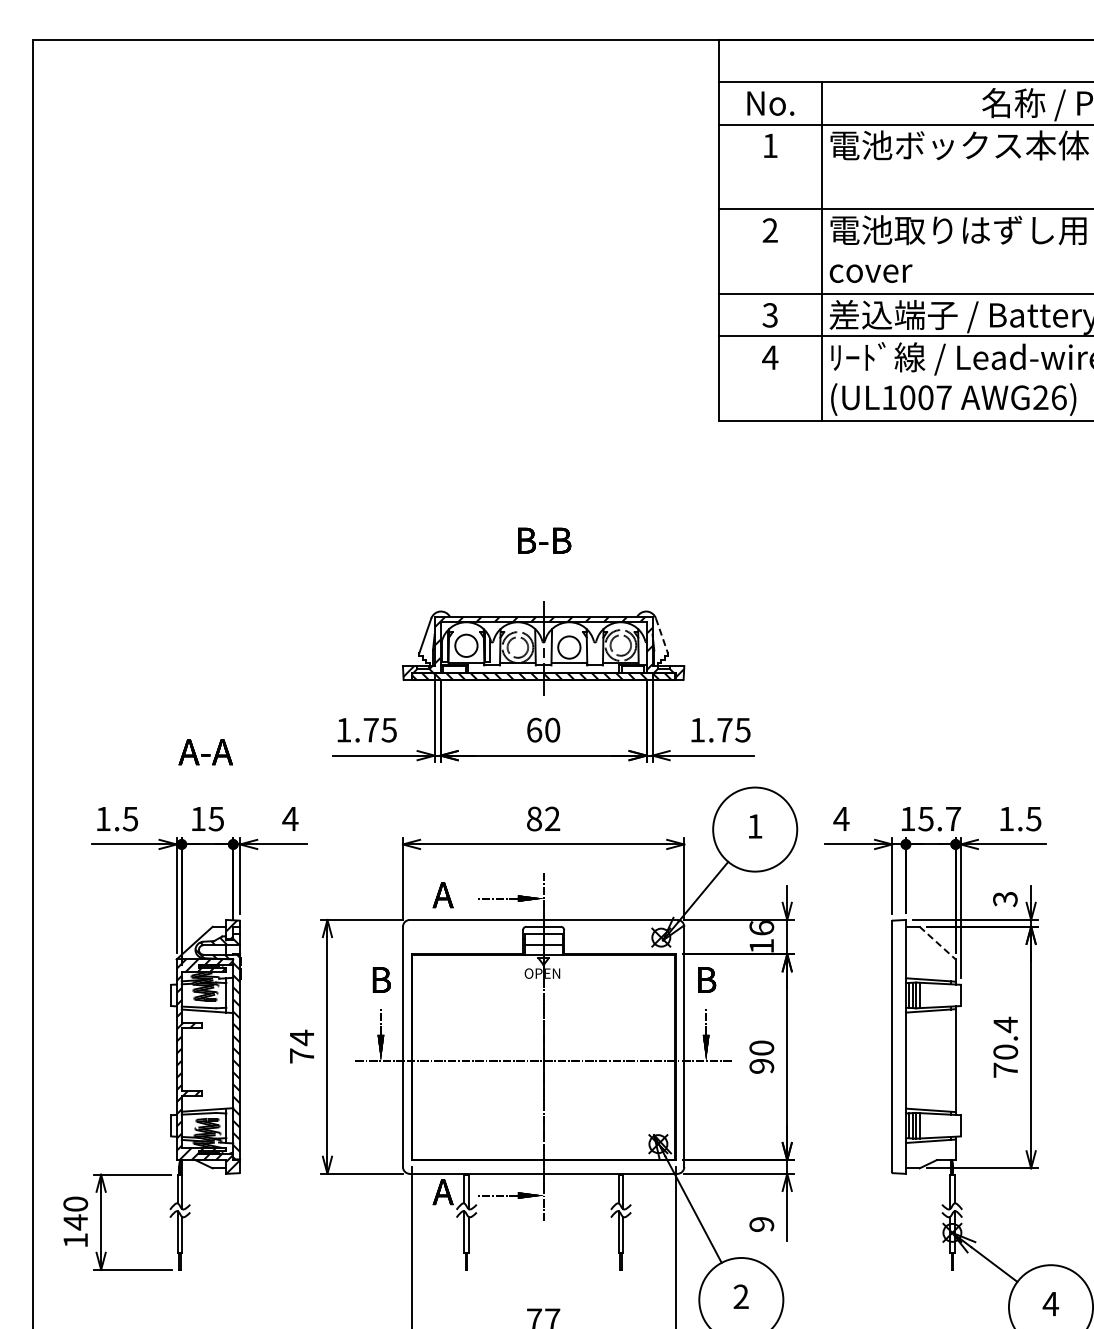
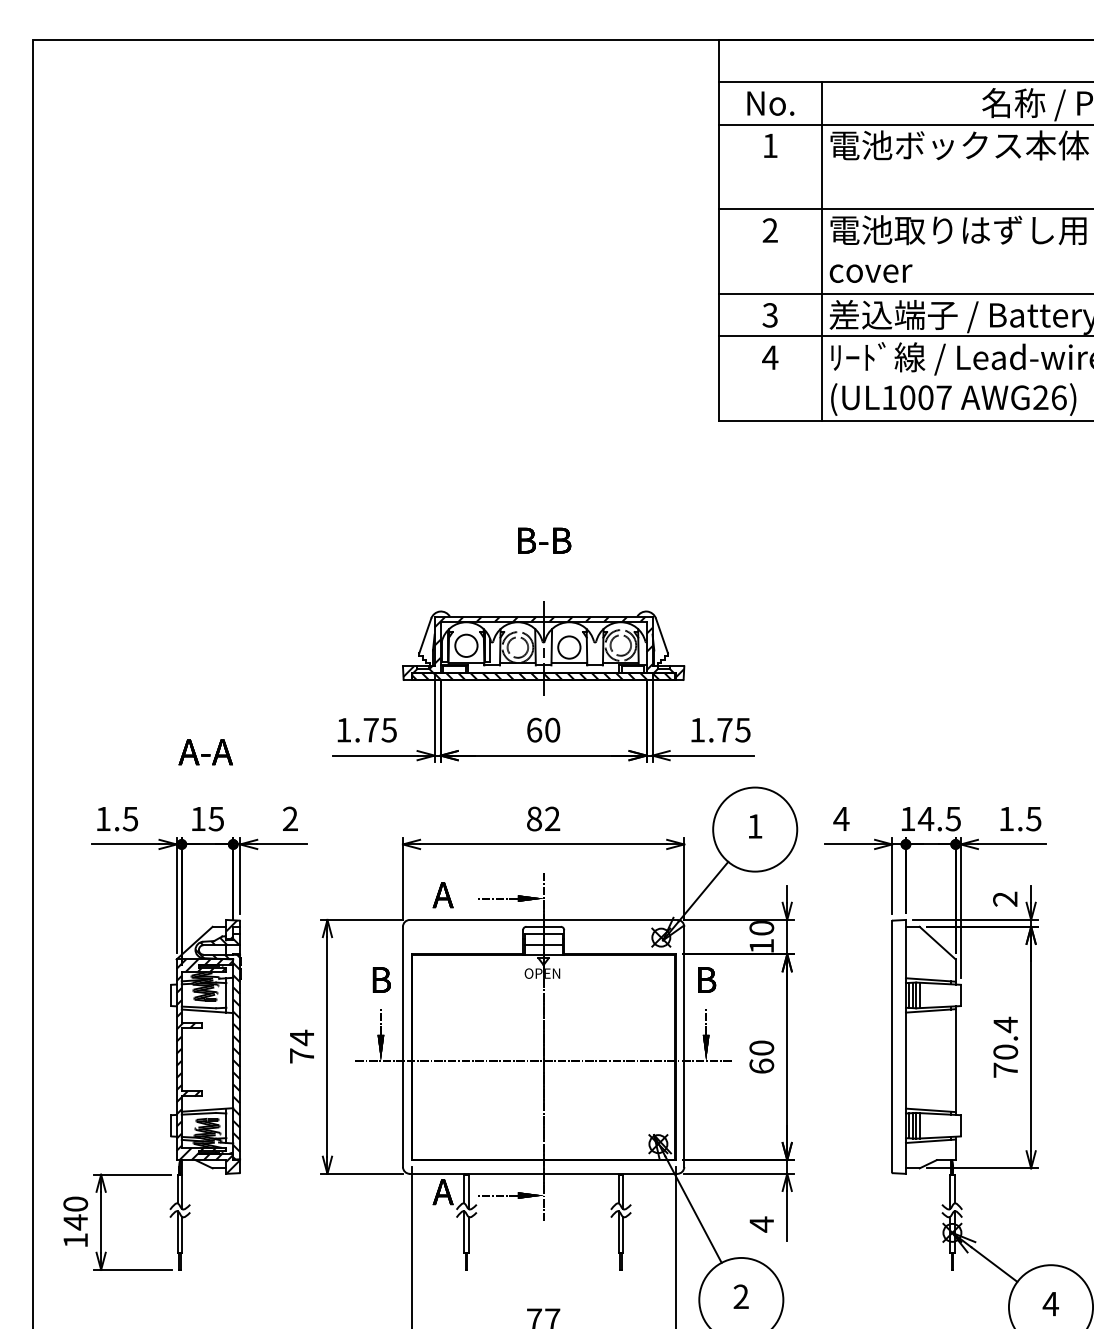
line: dashed -> solid (661, 635)
text: 4 -> 2 (290, 818)
text: 15.7 -> 14.5 (939, 819)
text: 3 -> 2 (1005, 899)
text: 16 -> 10 (761, 928)
line: dashed -> solid (938, 943)
text: 90 -> 60 (761, 1065)
text: 9 -> 4 (761, 1224)
